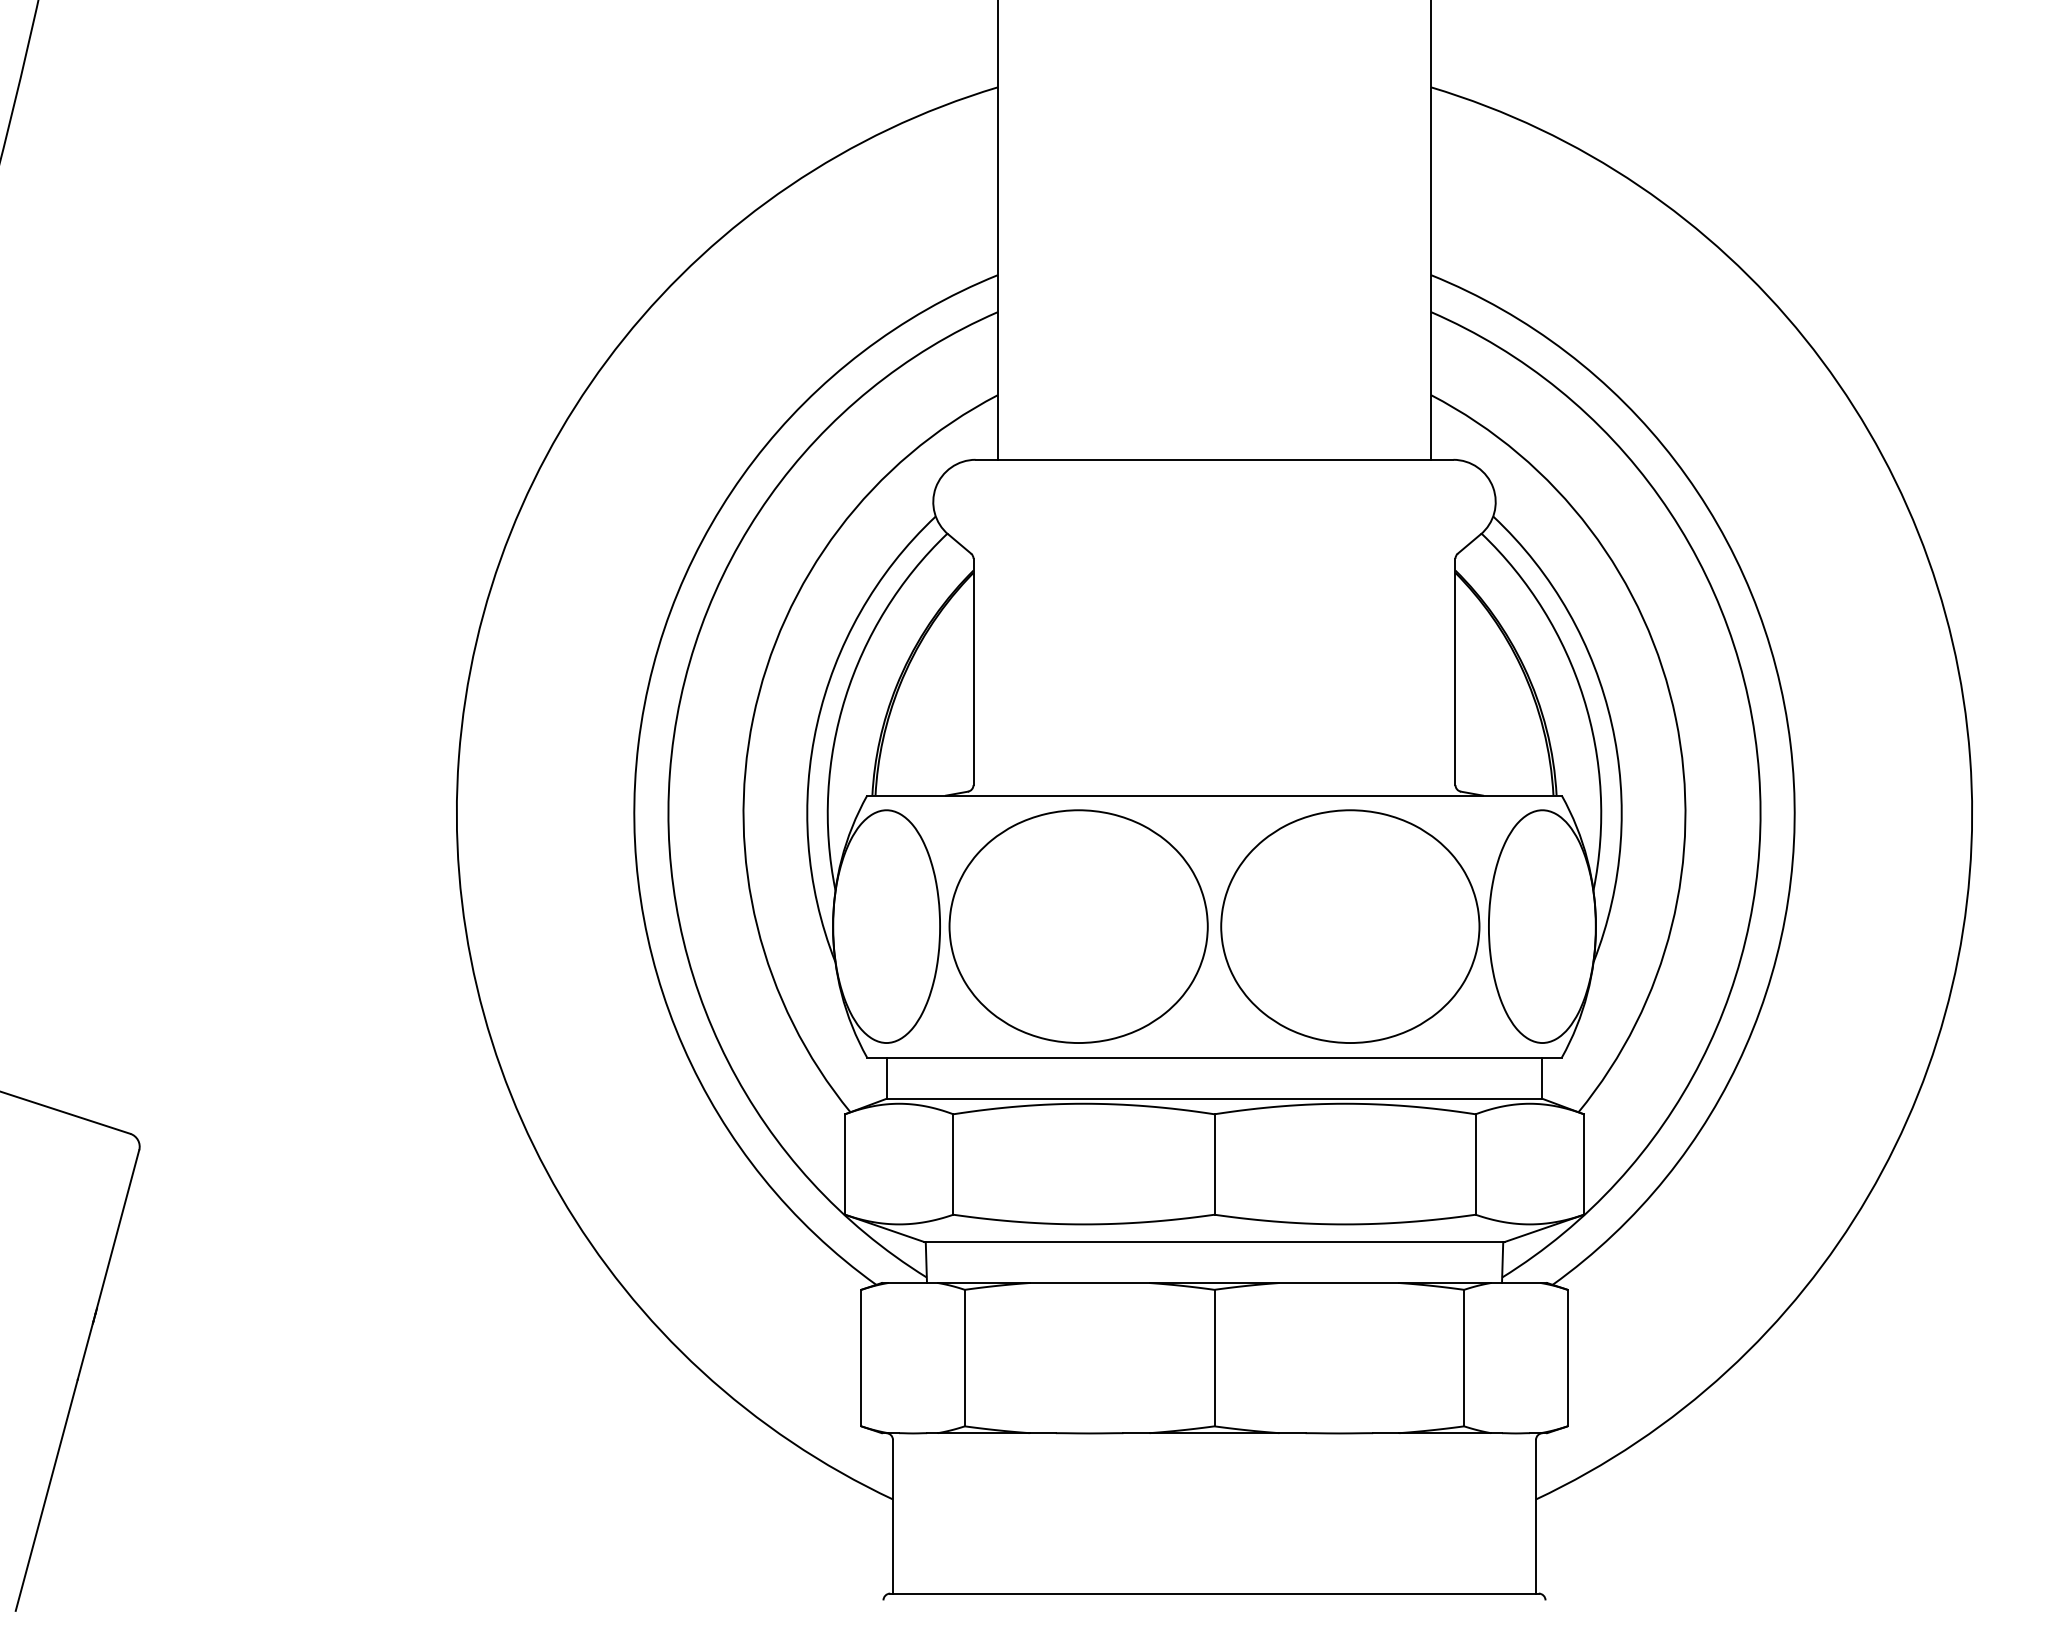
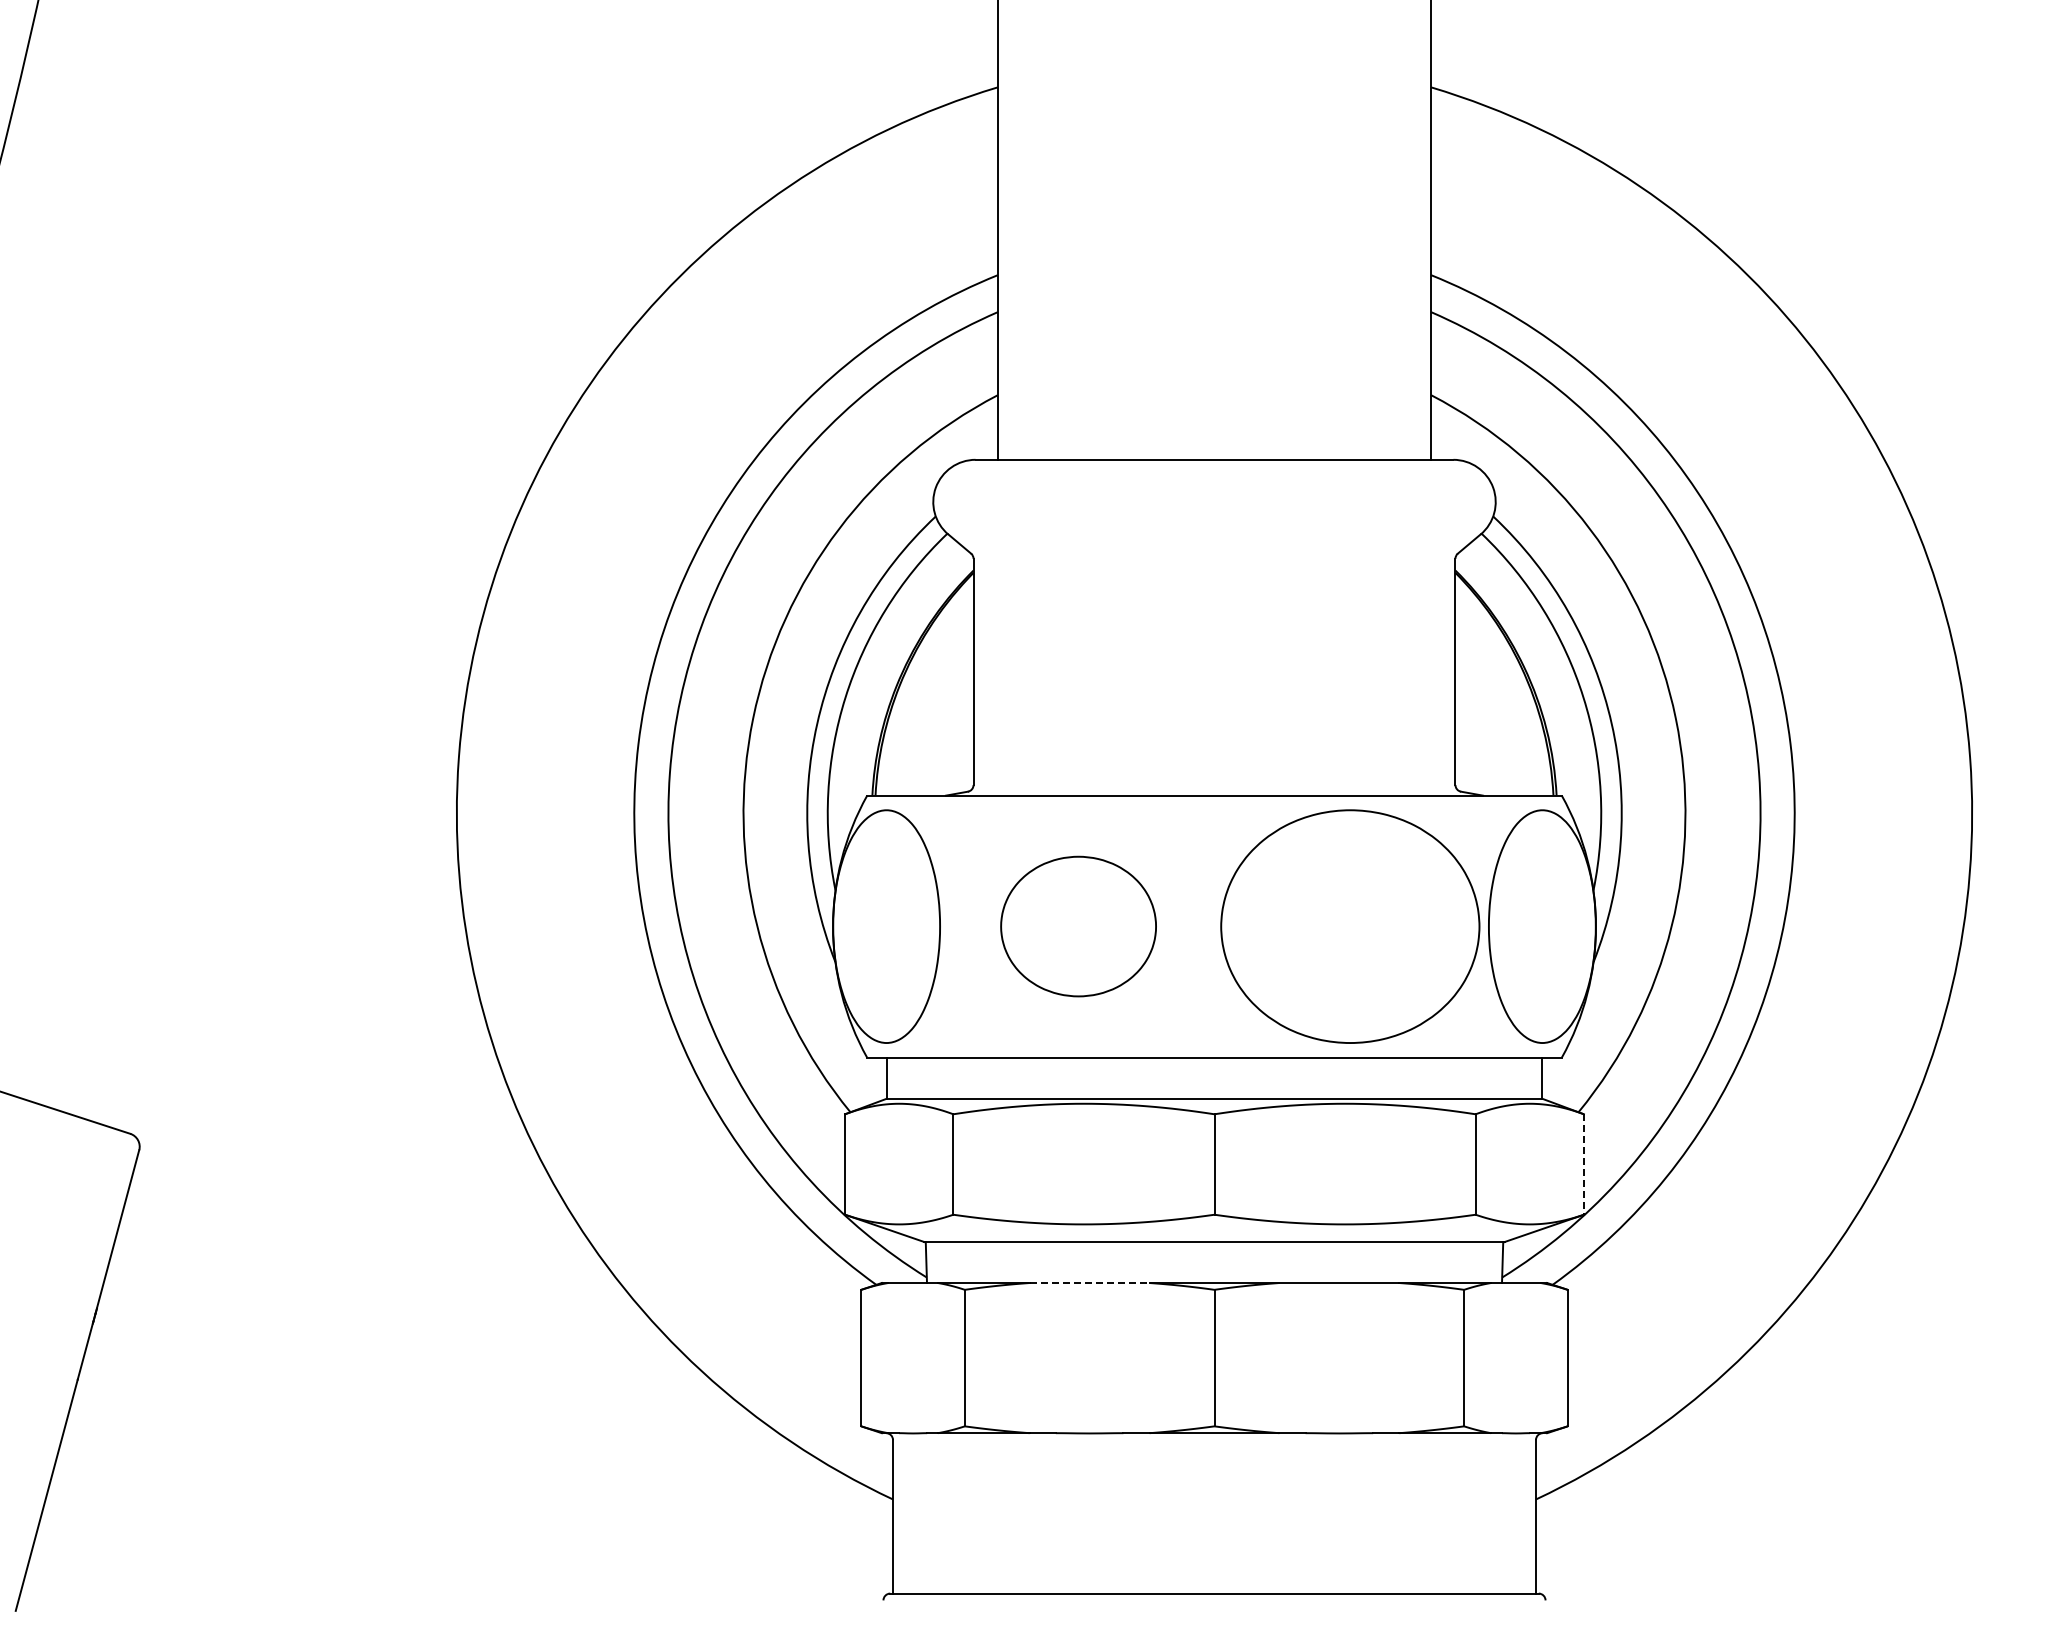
part size: 261x235 px -> 157x143 px (1078, 926)
line: solid -> dashed (1583, 1165)
line: solid -> dashed (1089, 1283)
